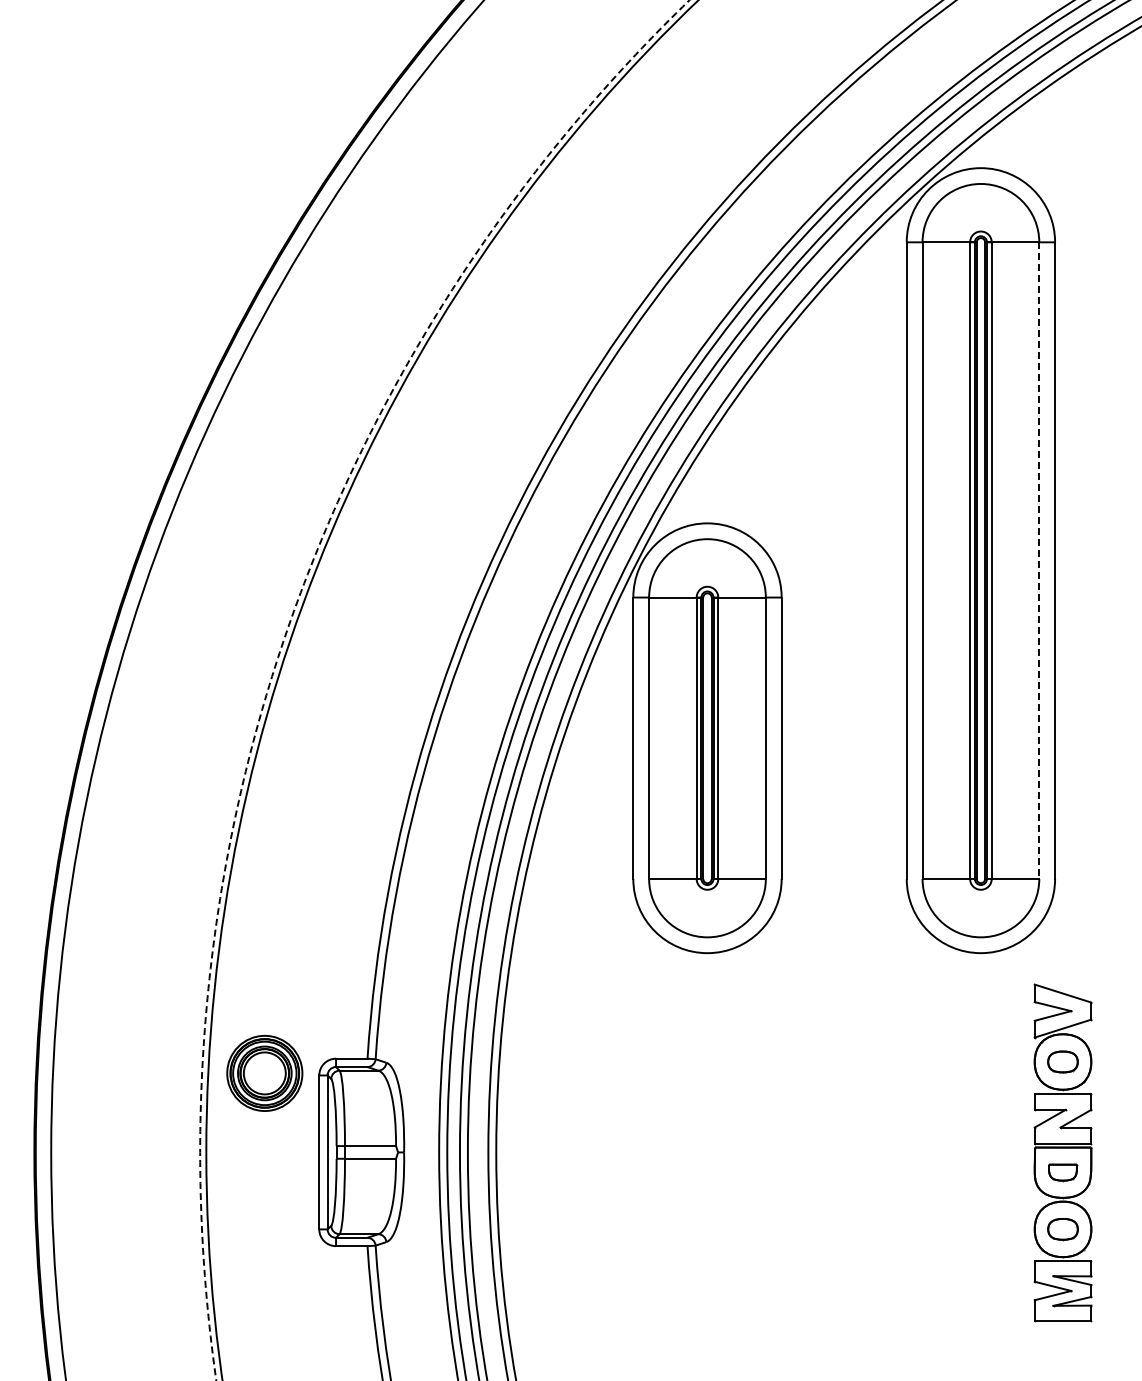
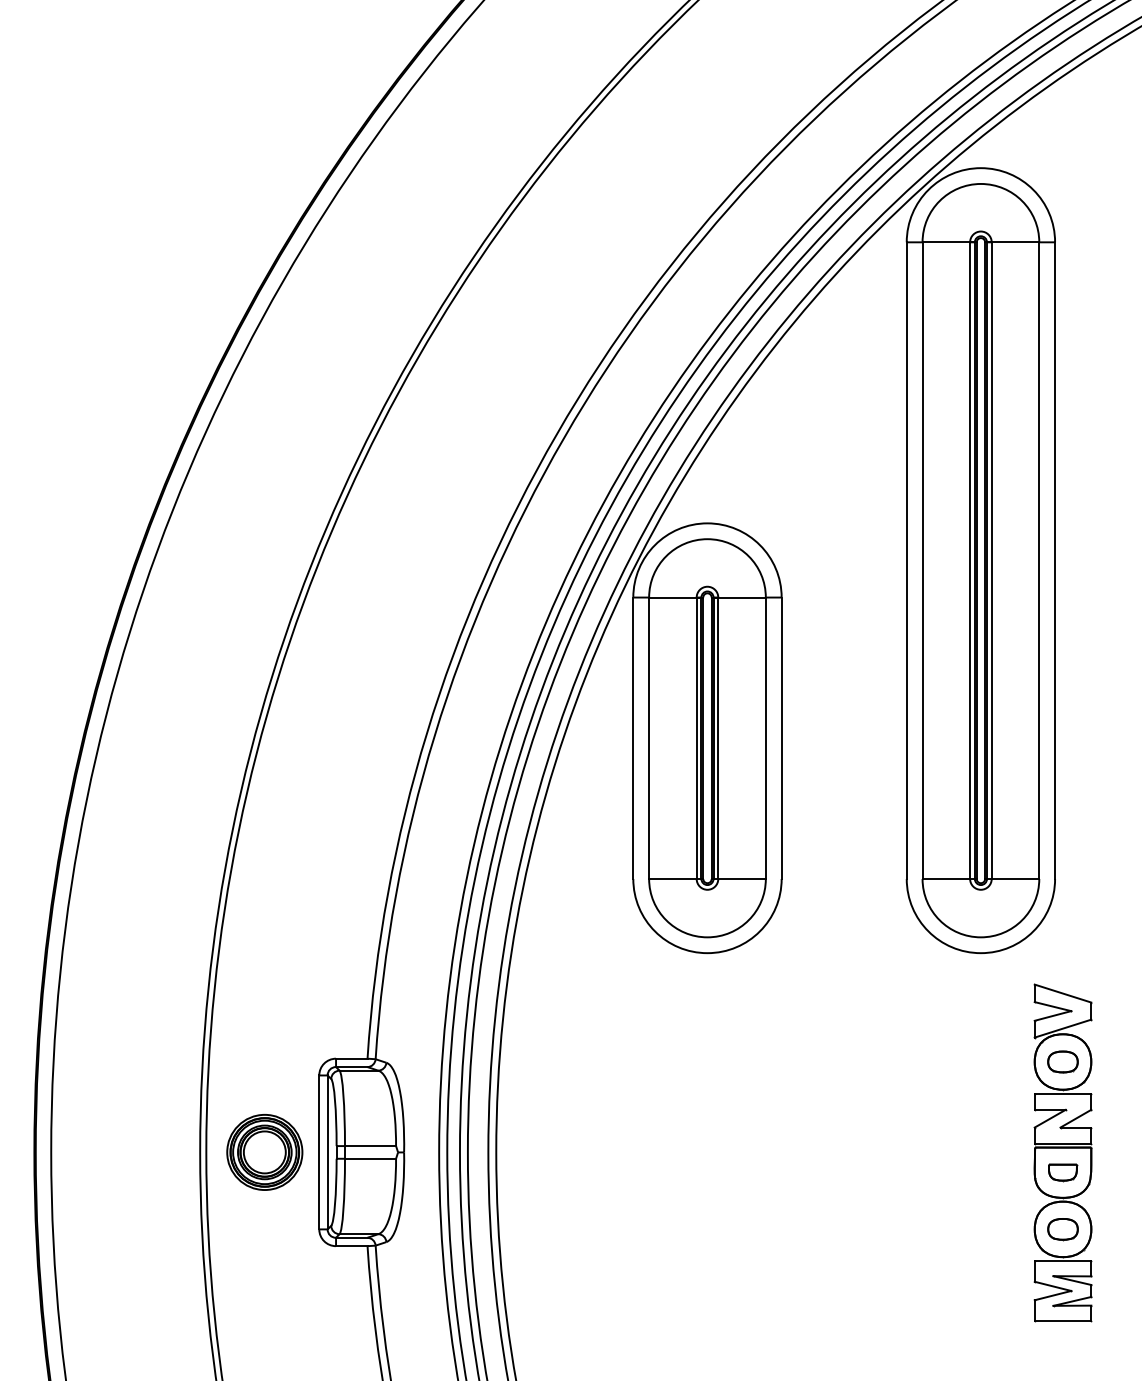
line: dashed -> solid (1039, 561)
circle: dashed -> solid (444, 690)
part position: (264, 1073) -> (264, 1152) (264, 1152)
